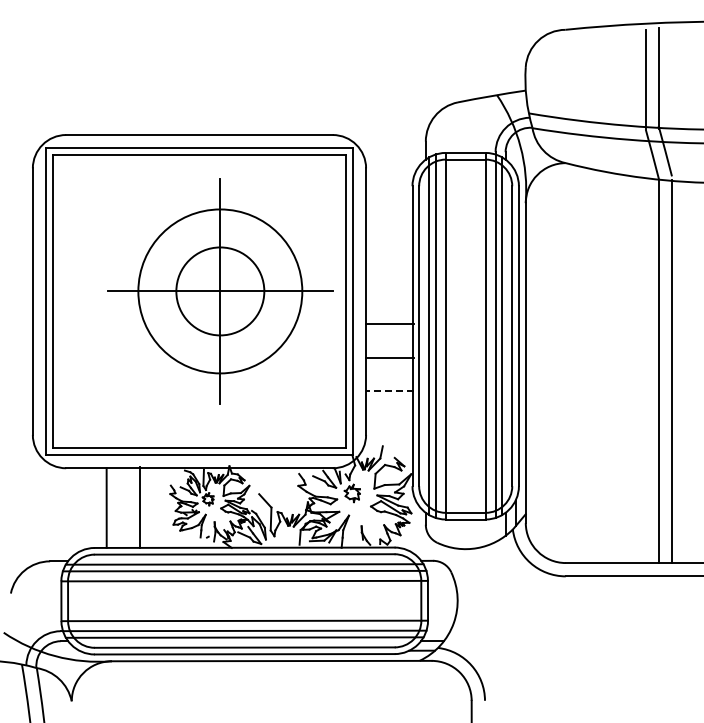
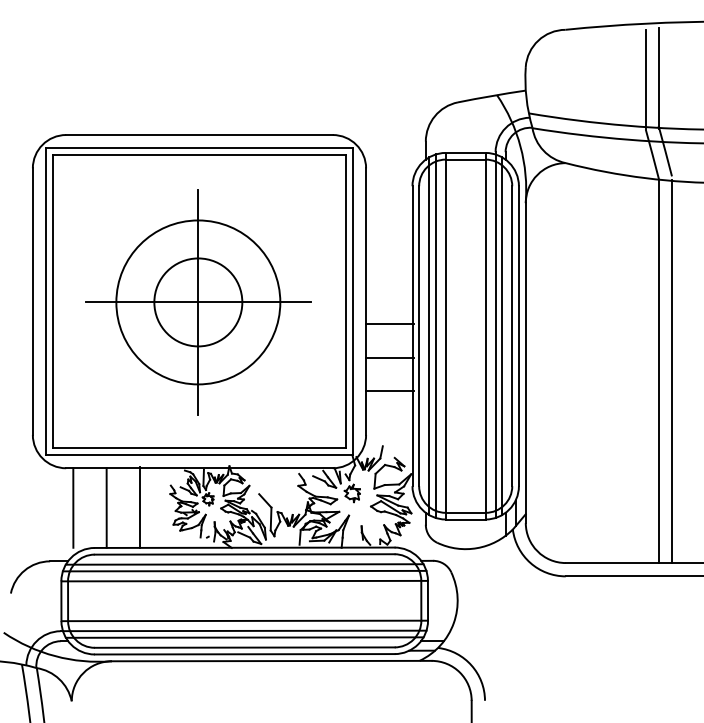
part position: (220, 291) -> (198, 302) (198, 302)
line: dashed -> solid (389, 390)
line: none -> present (73, 507)
